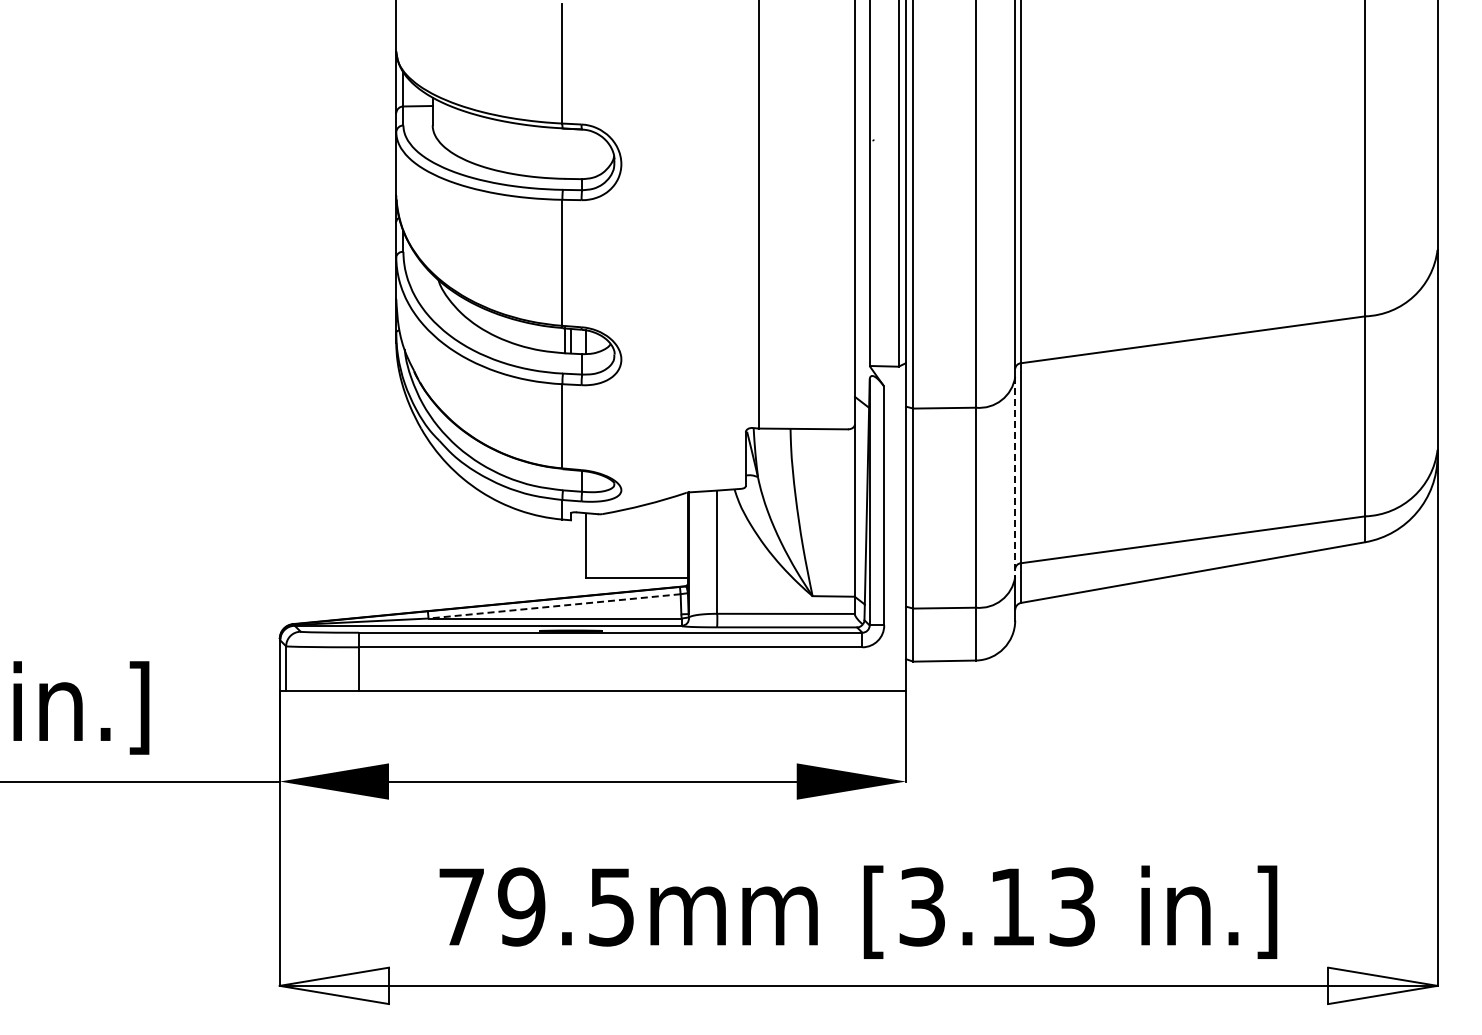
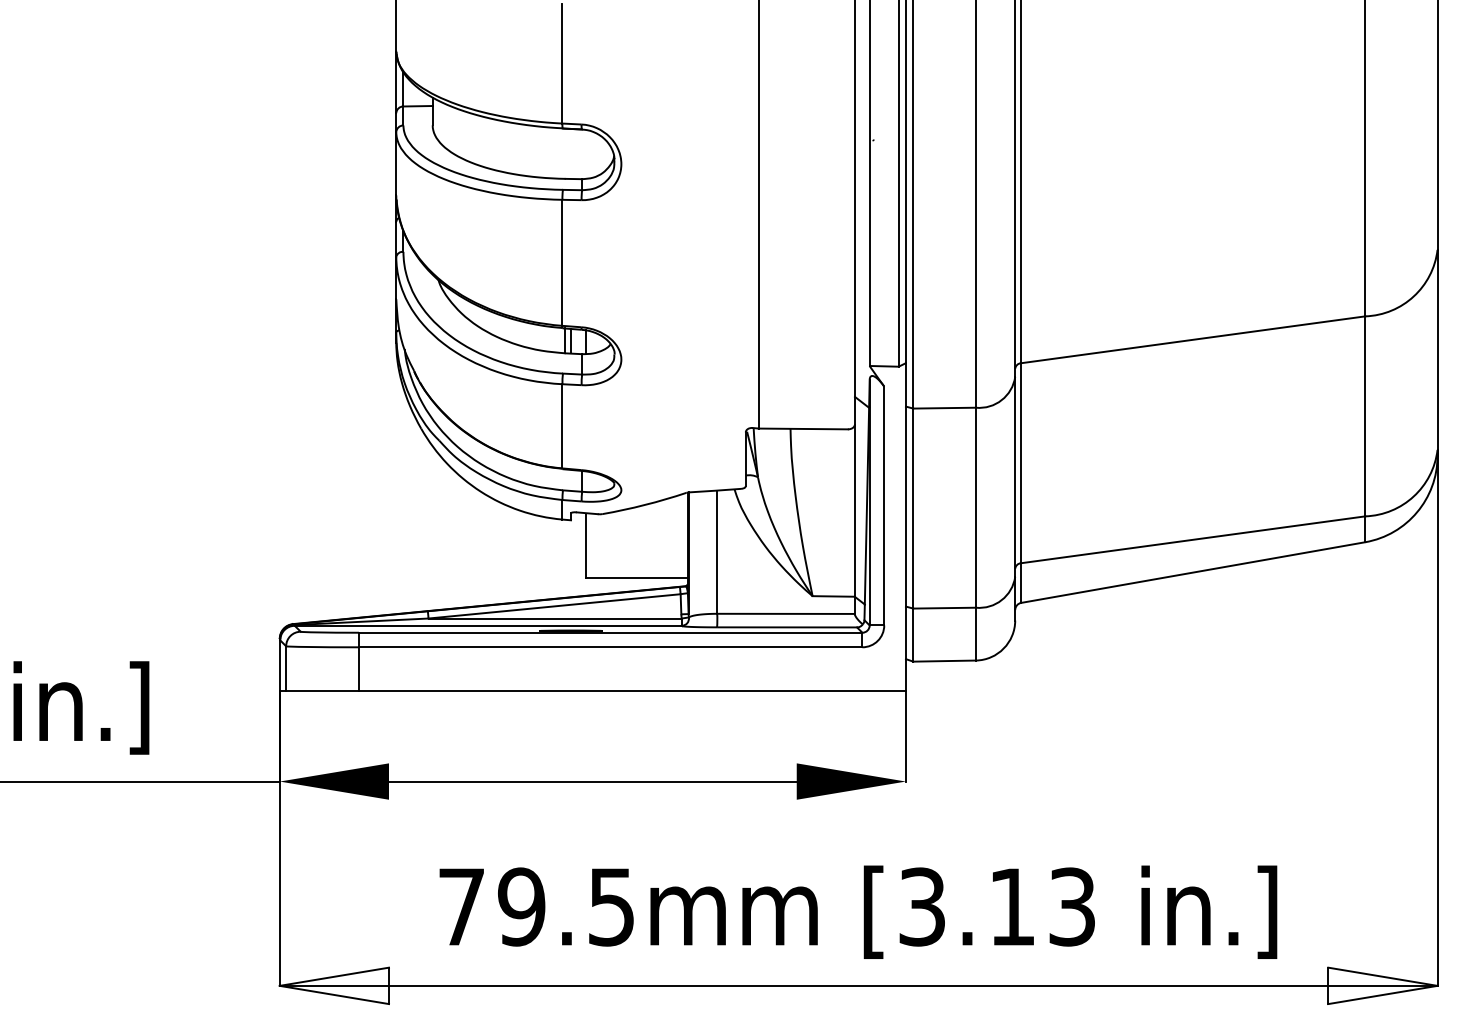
line: dashed -> solid (1015, 476)
line: dashed -> solid (554, 606)
